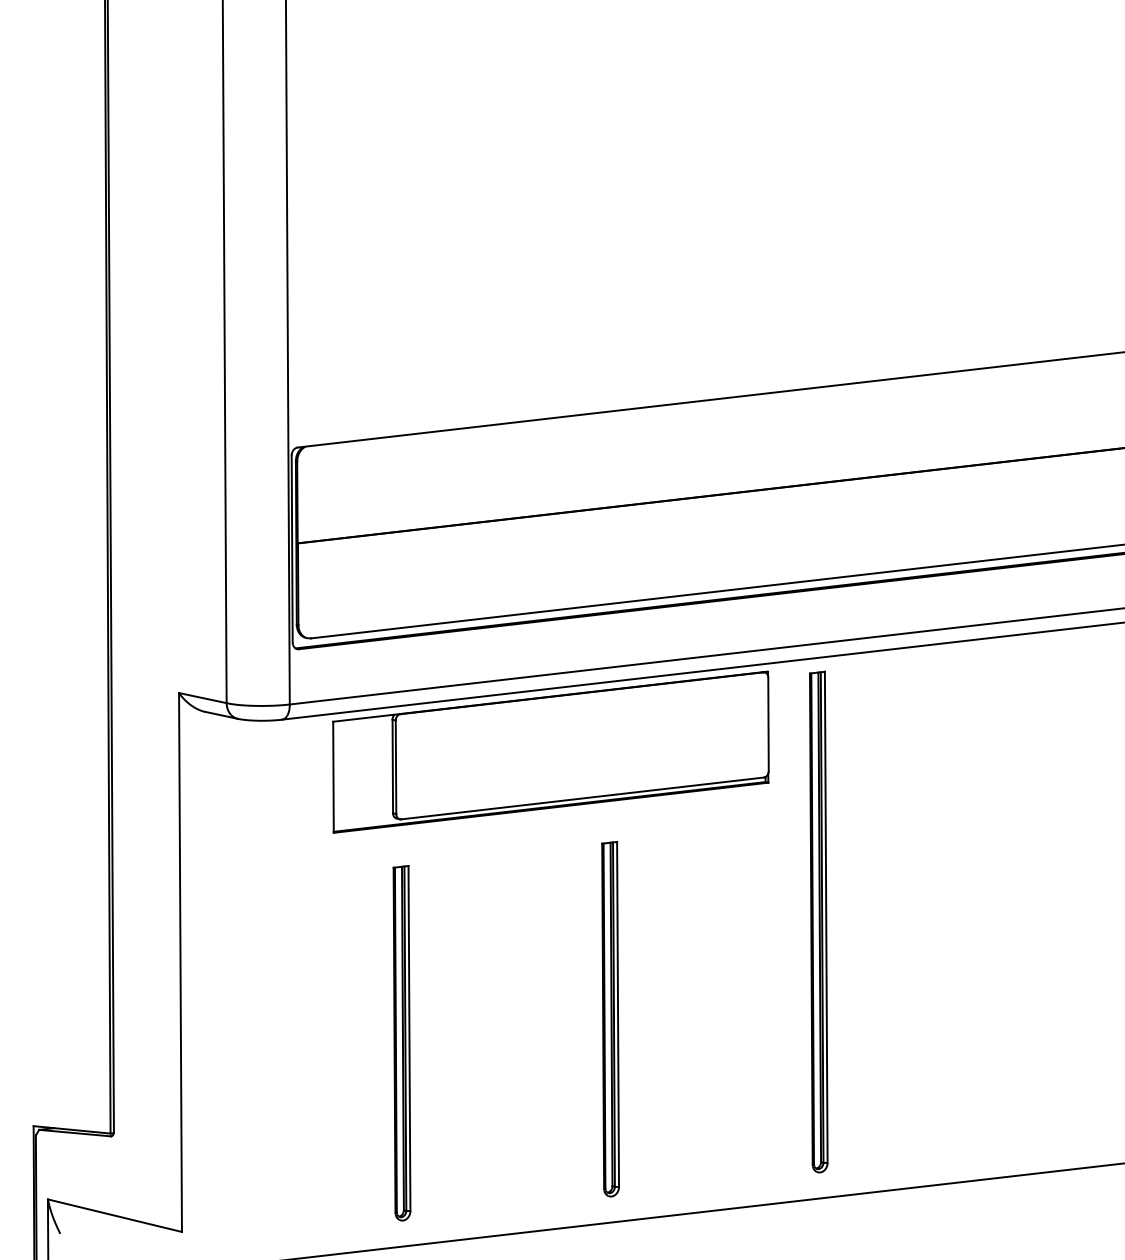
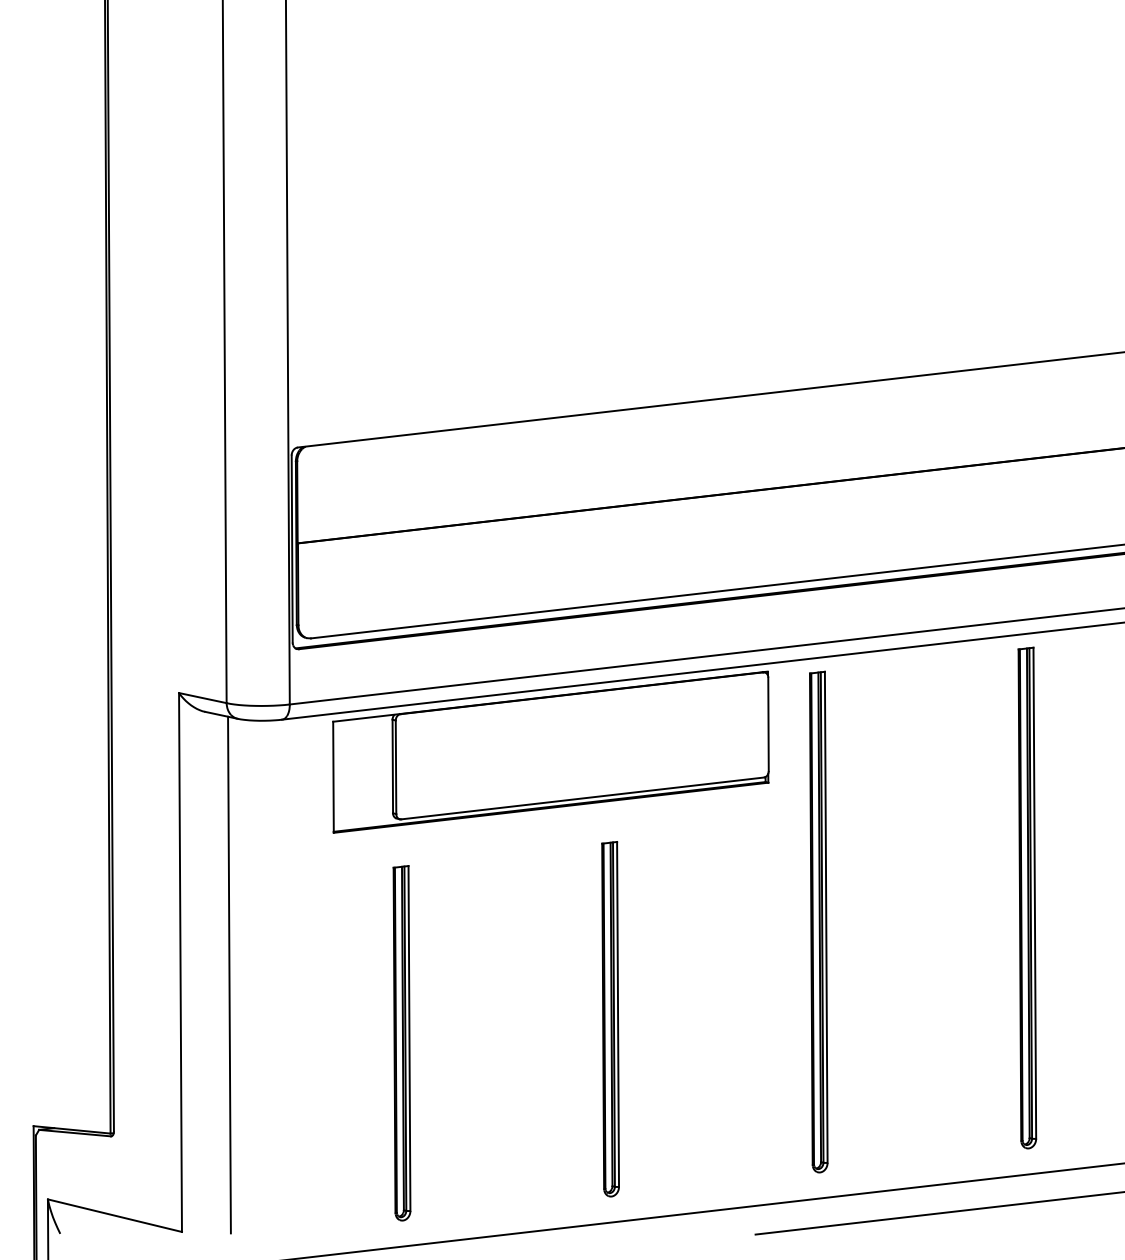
part: none -> present (1027, 897)
line: none -> present (229, 974)
line: none -> present (938, 1213)
